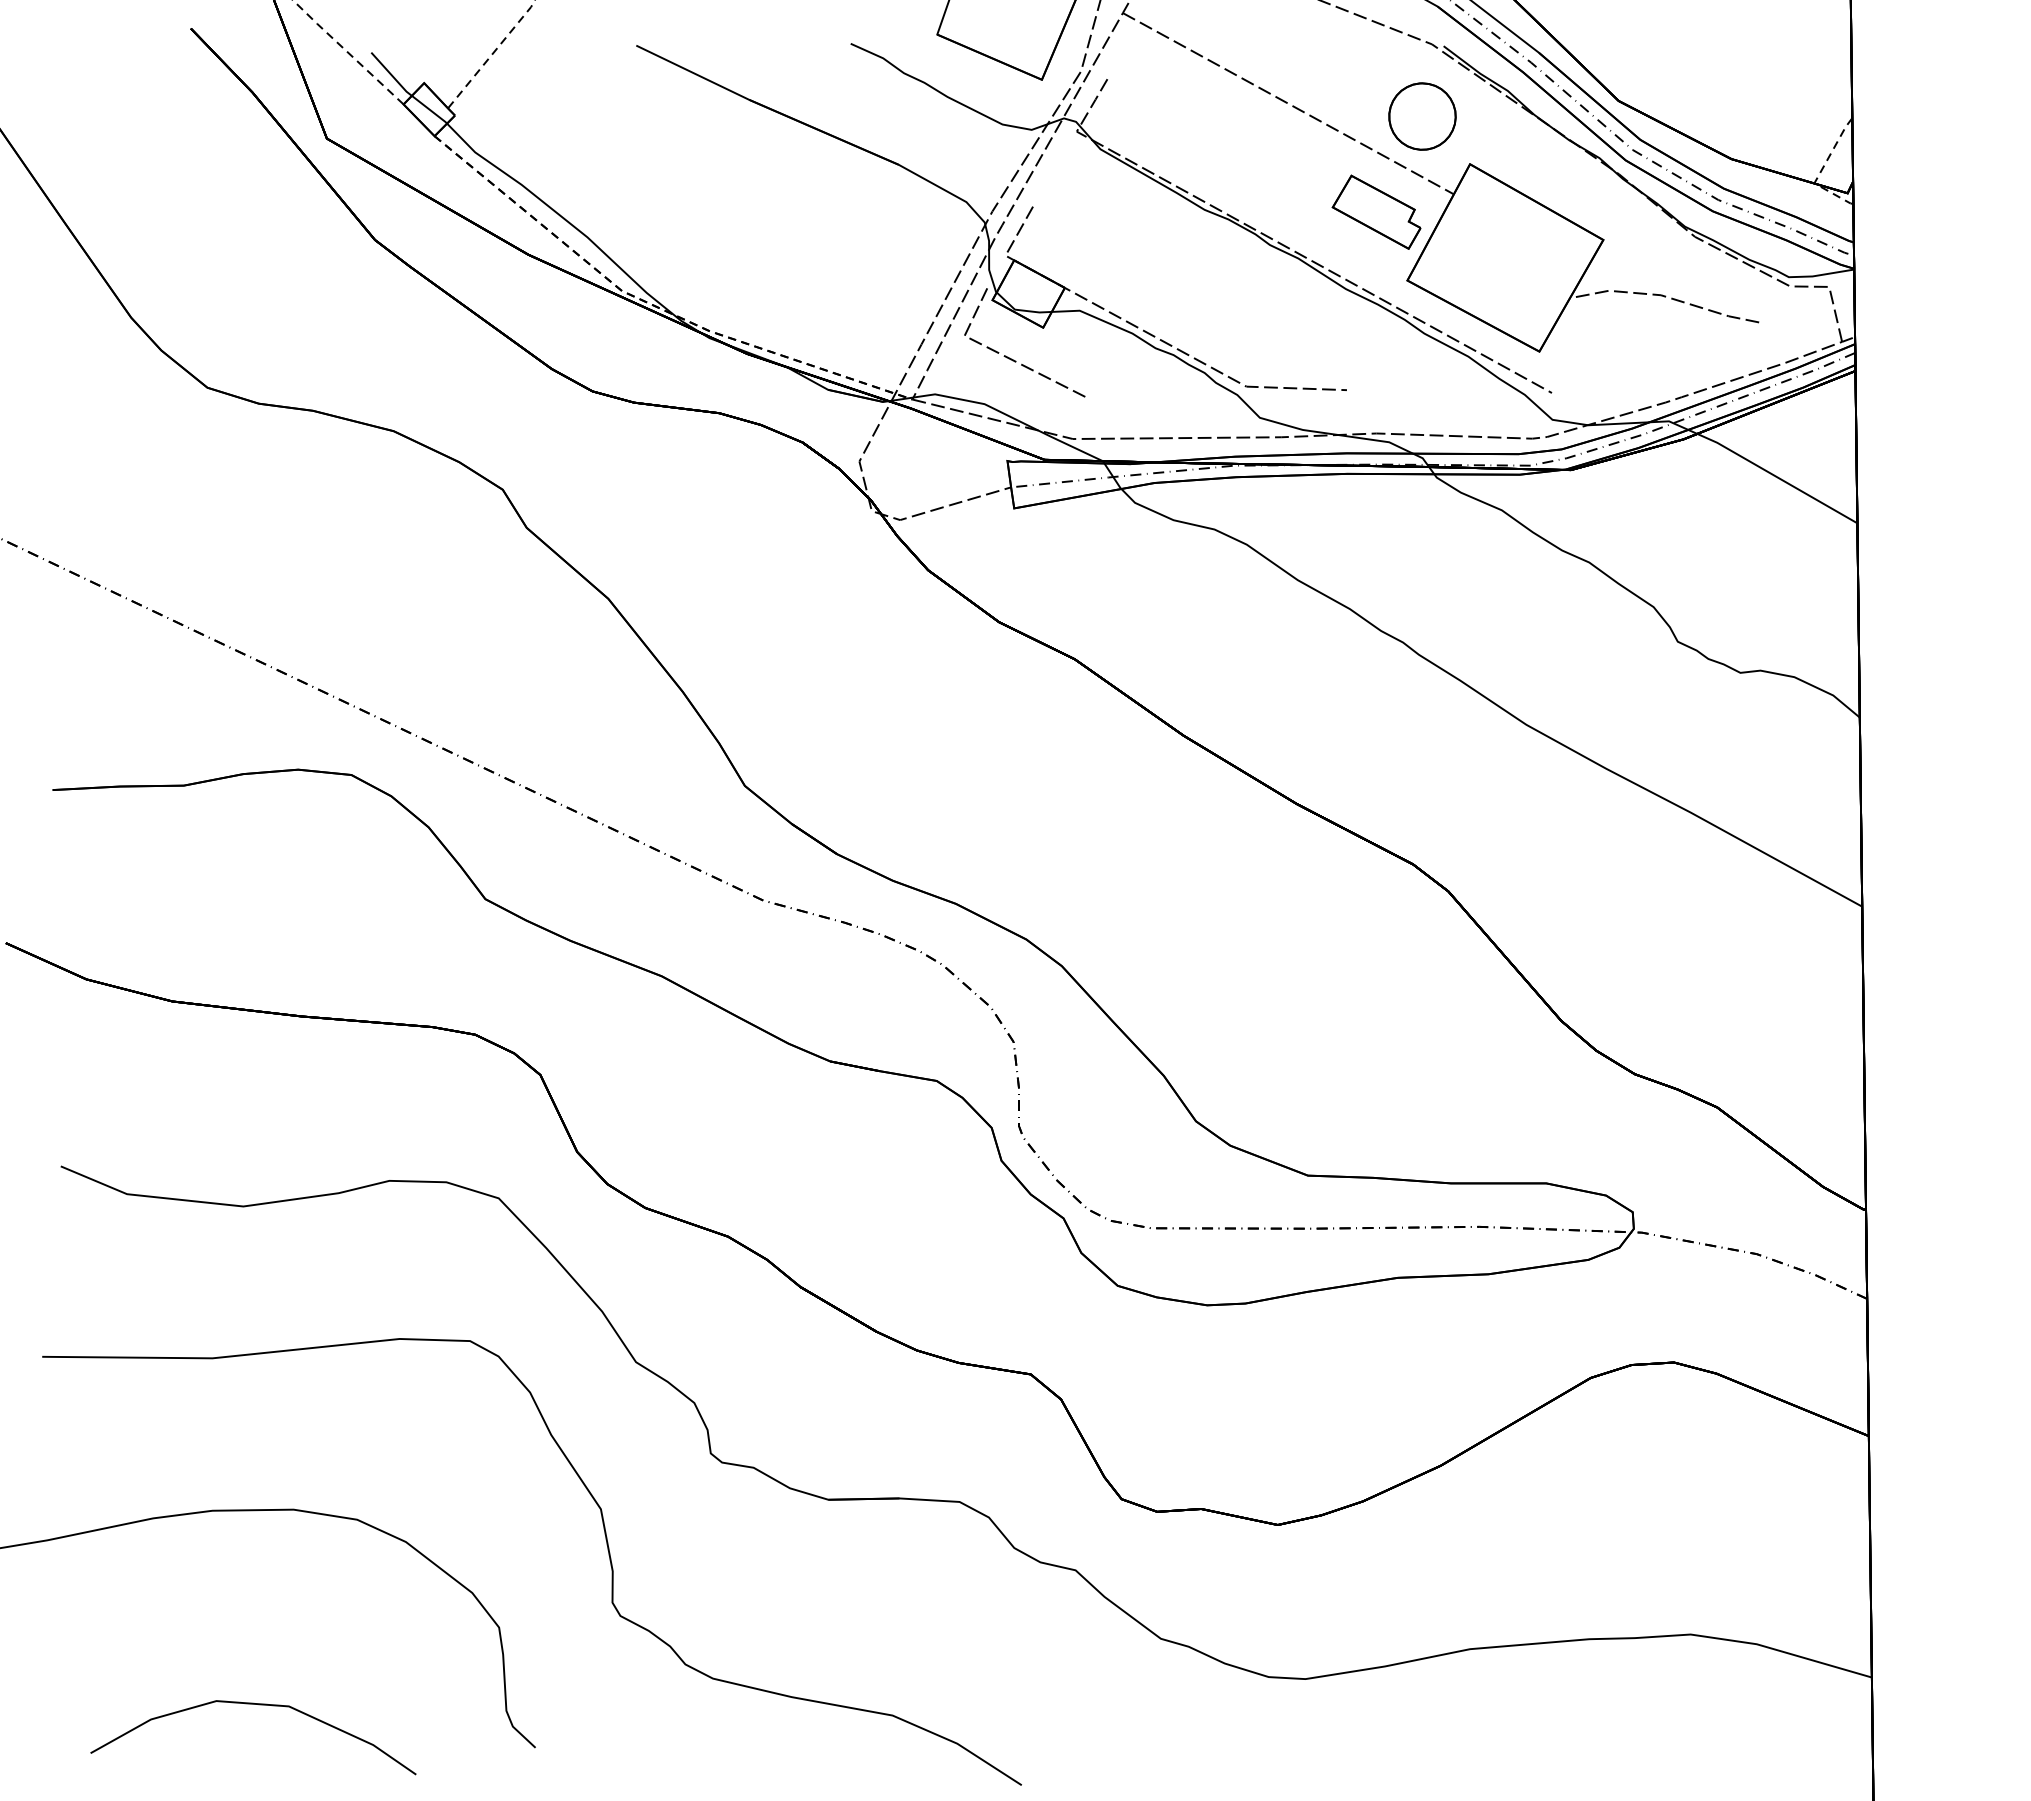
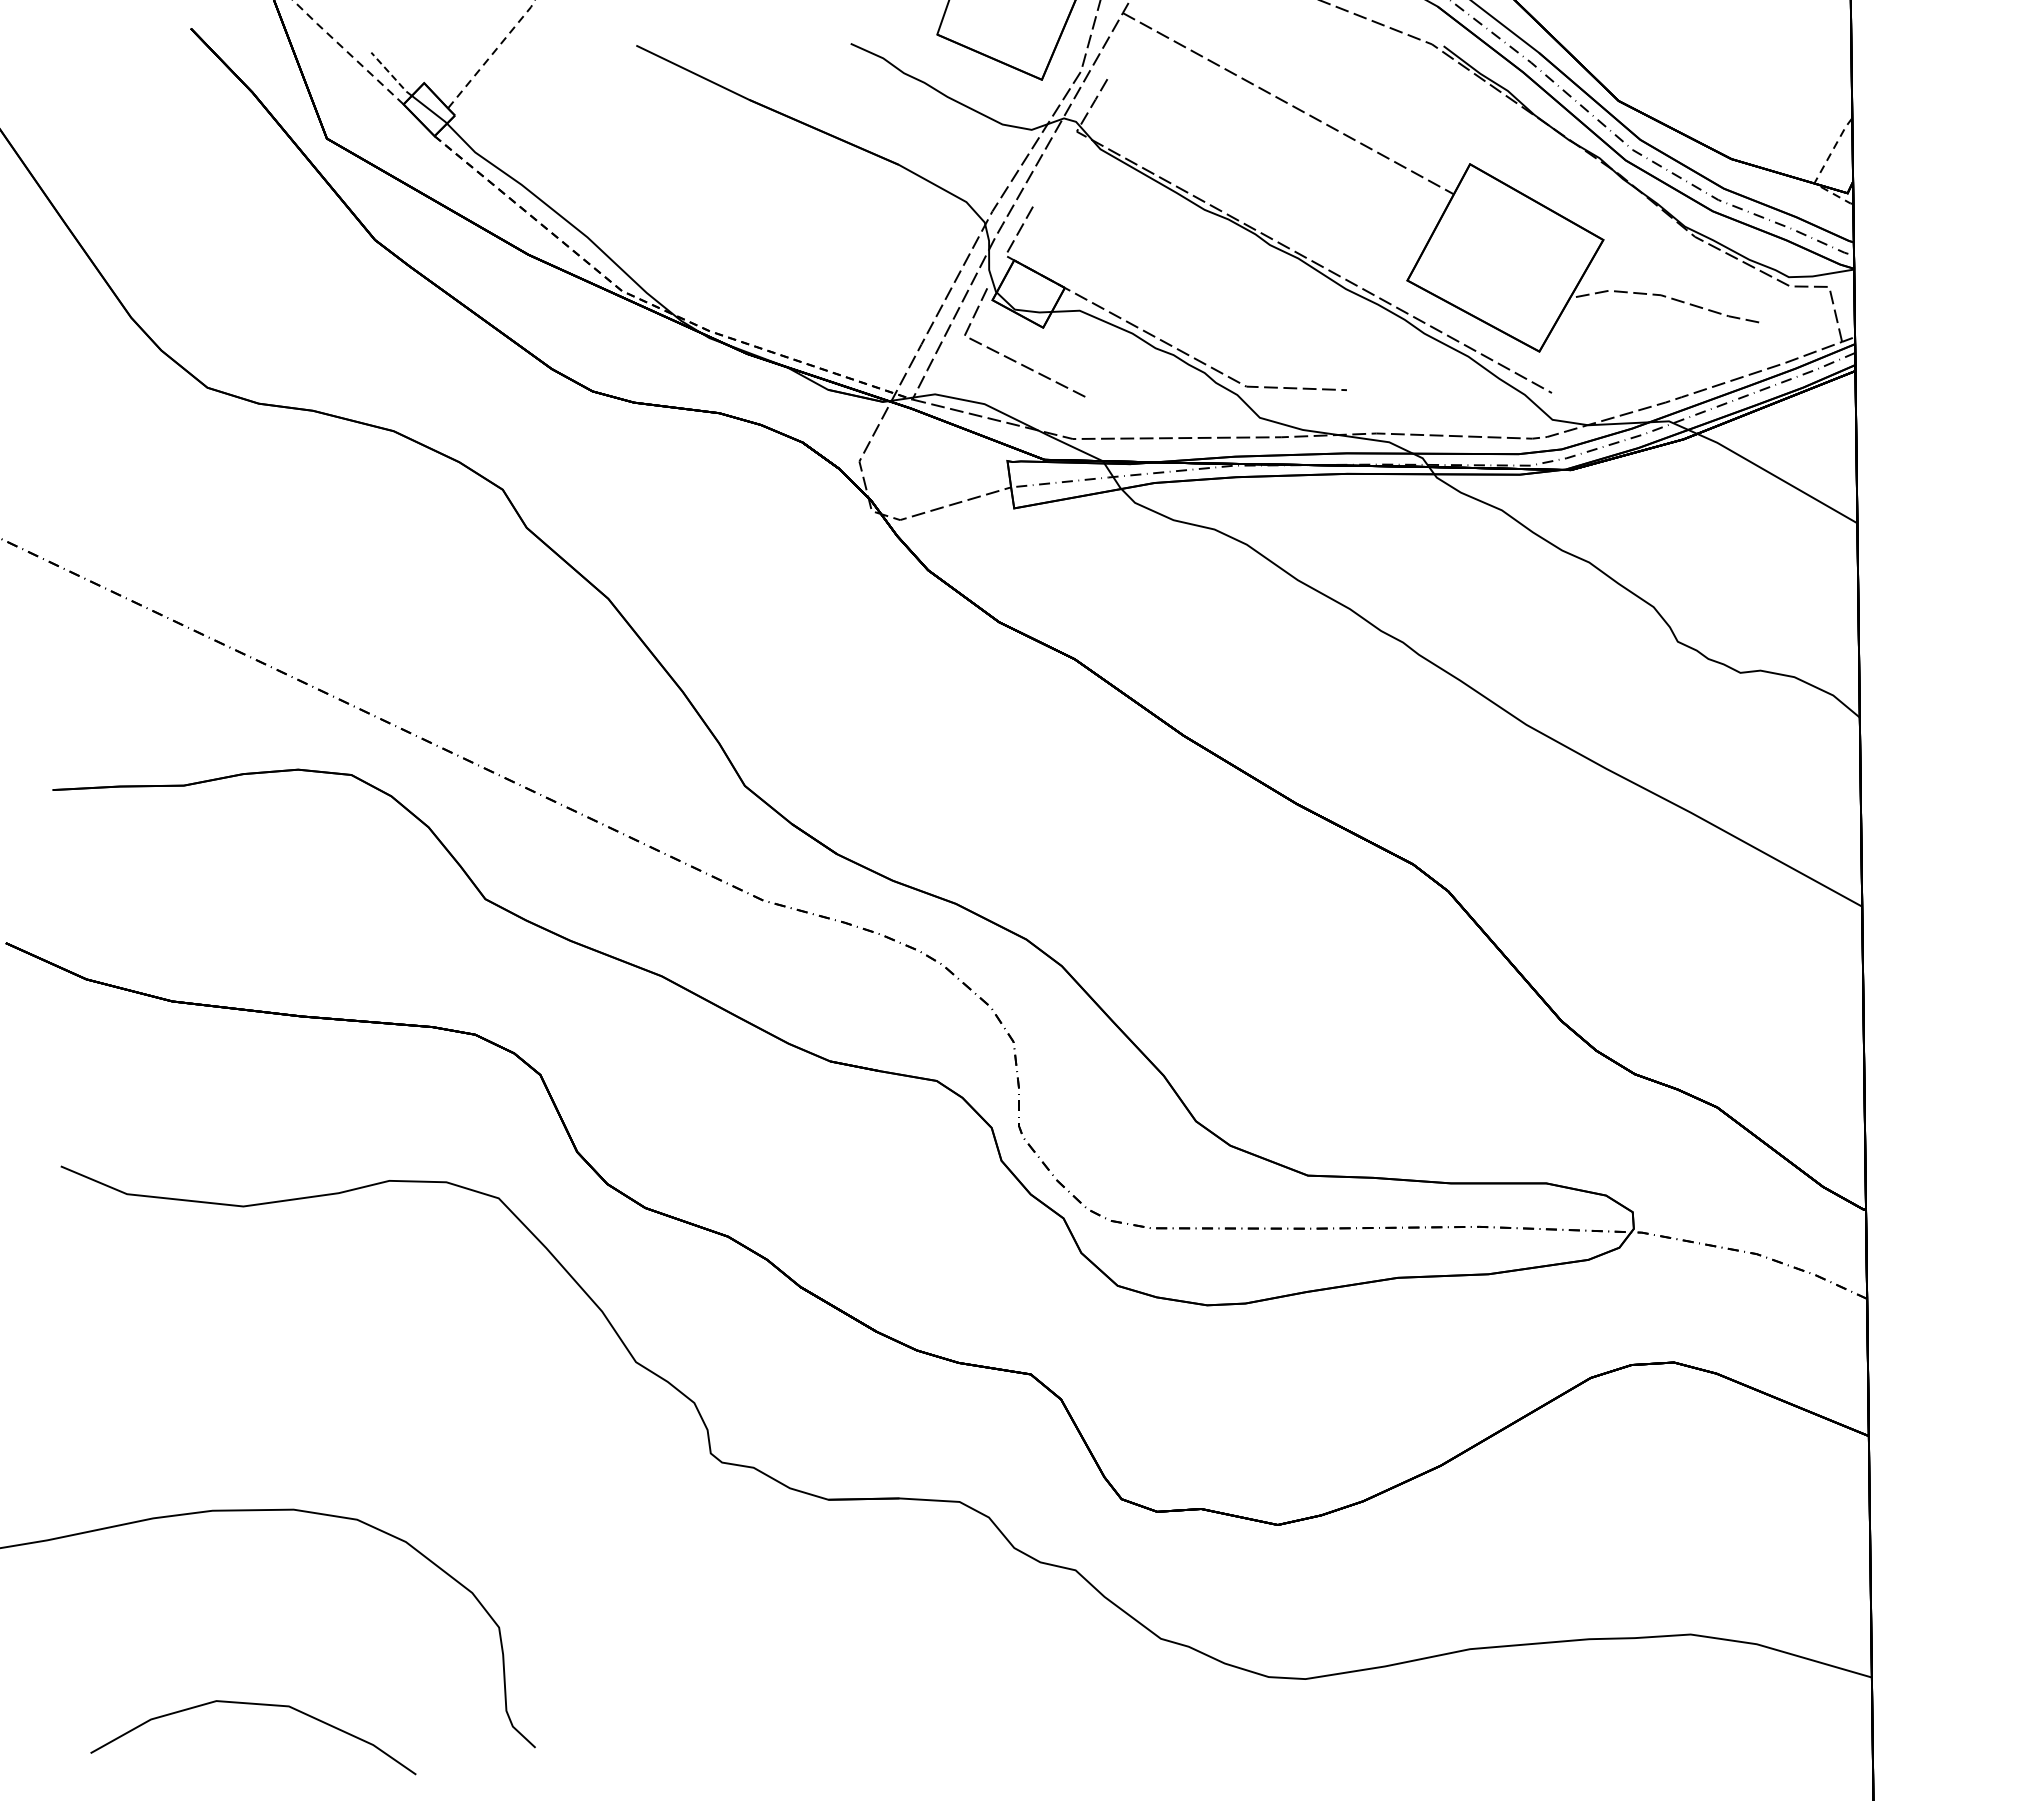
line: solid -> dashed (391, 74)
part: present -> none (1422, 116)
part: present -> none (1376, 211)
curve: present -> none (606, 1545)
